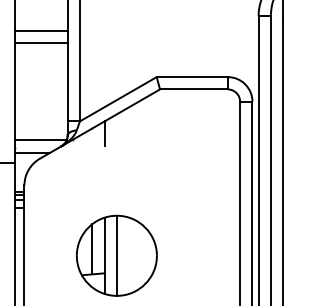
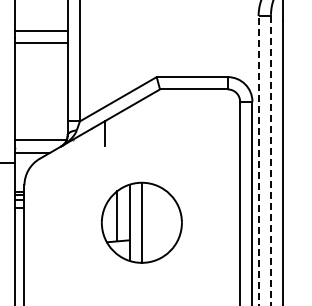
line: solid -> dashed (258, 160)
line: solid -> dashed (270, 160)
part position: (116, 255) -> (141, 222) (141, 222)
